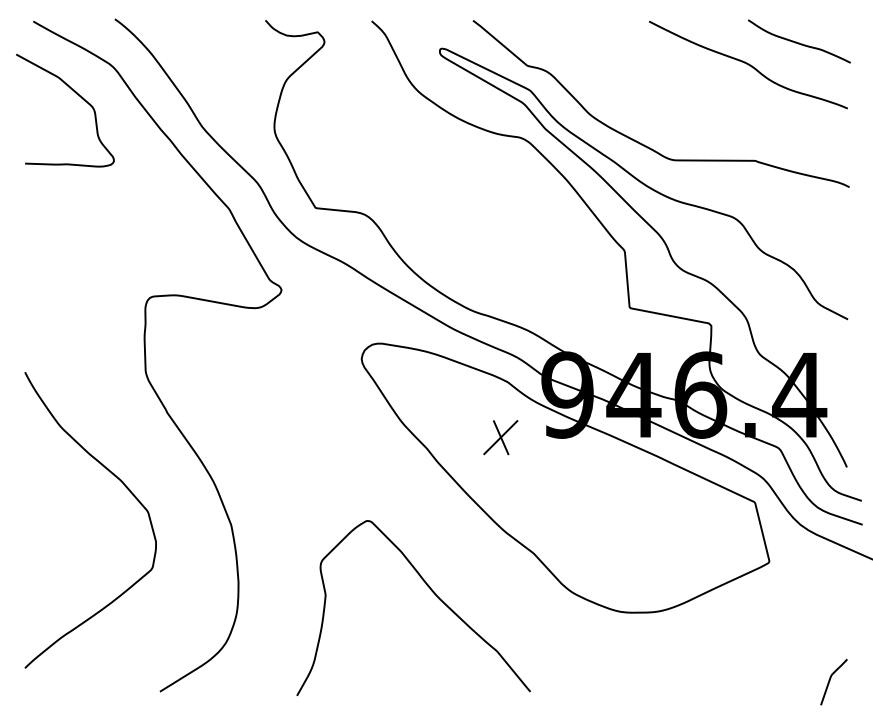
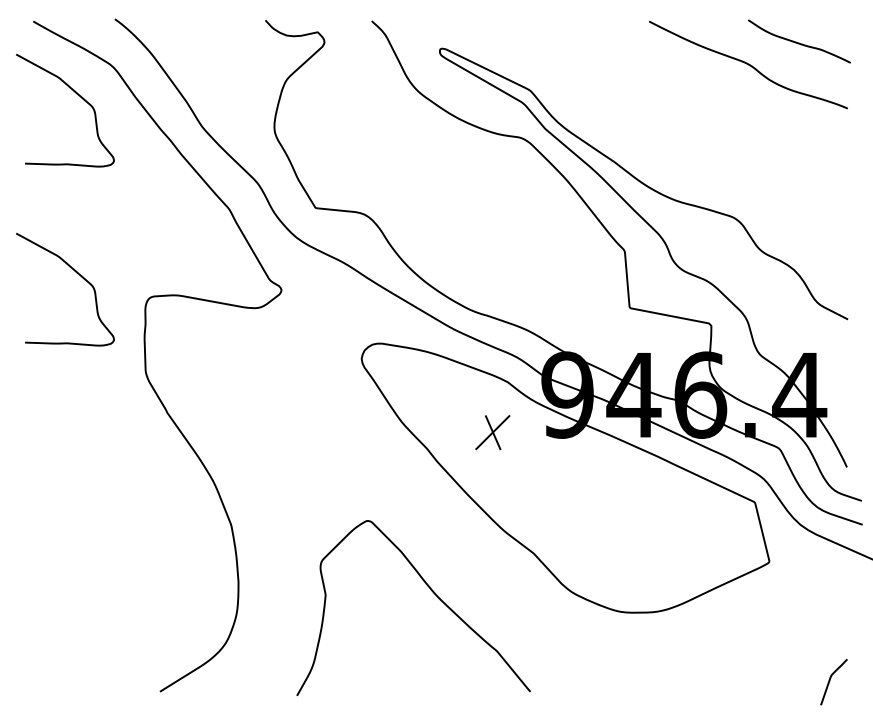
curve: present -> none (640, 142)
curve: none -> present (77, 274)
part position: (500, 437) -> (492, 432) (492, 432)
curve: present -> none (124, 486)
